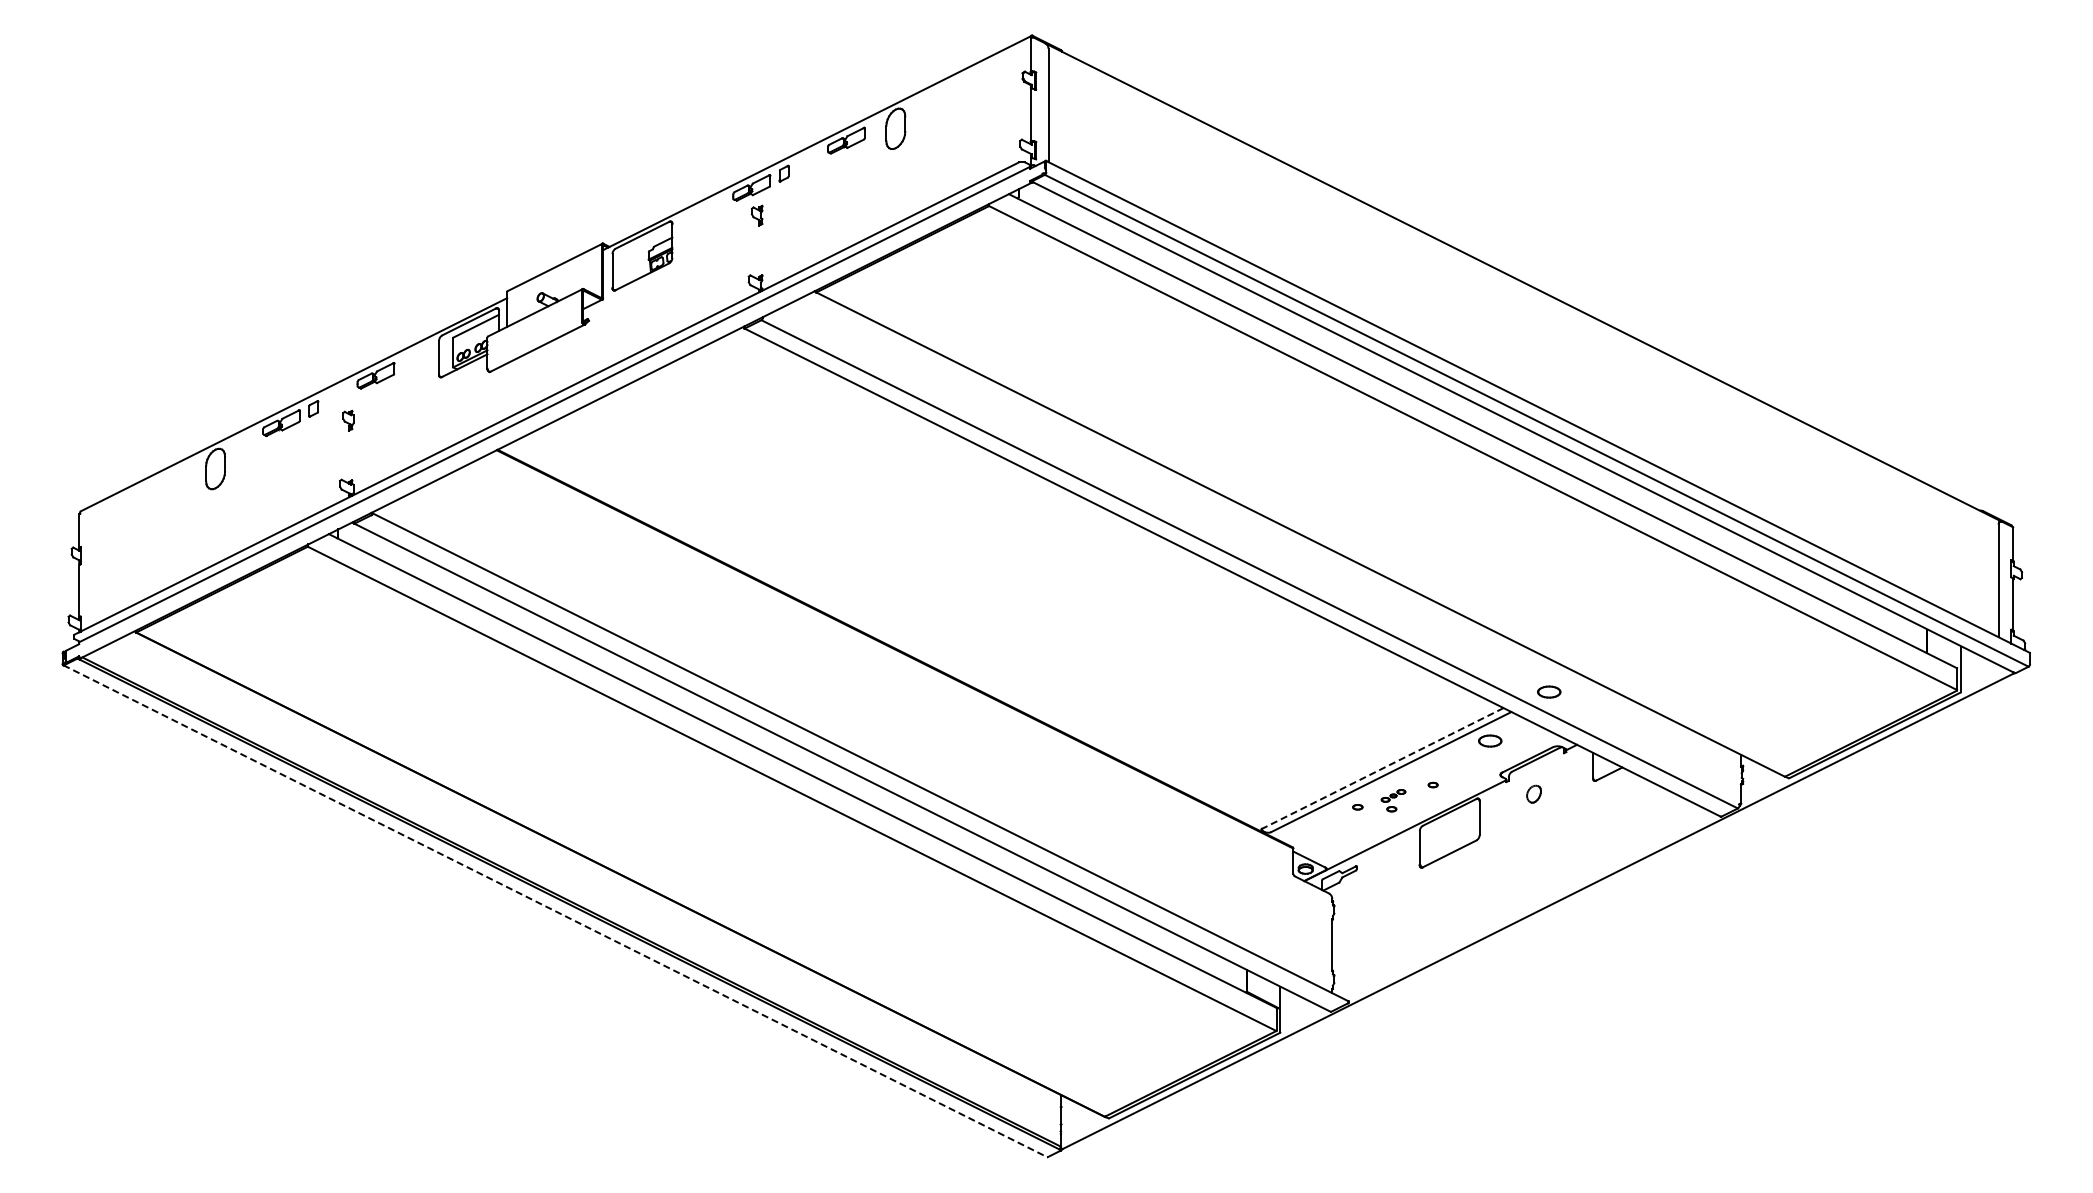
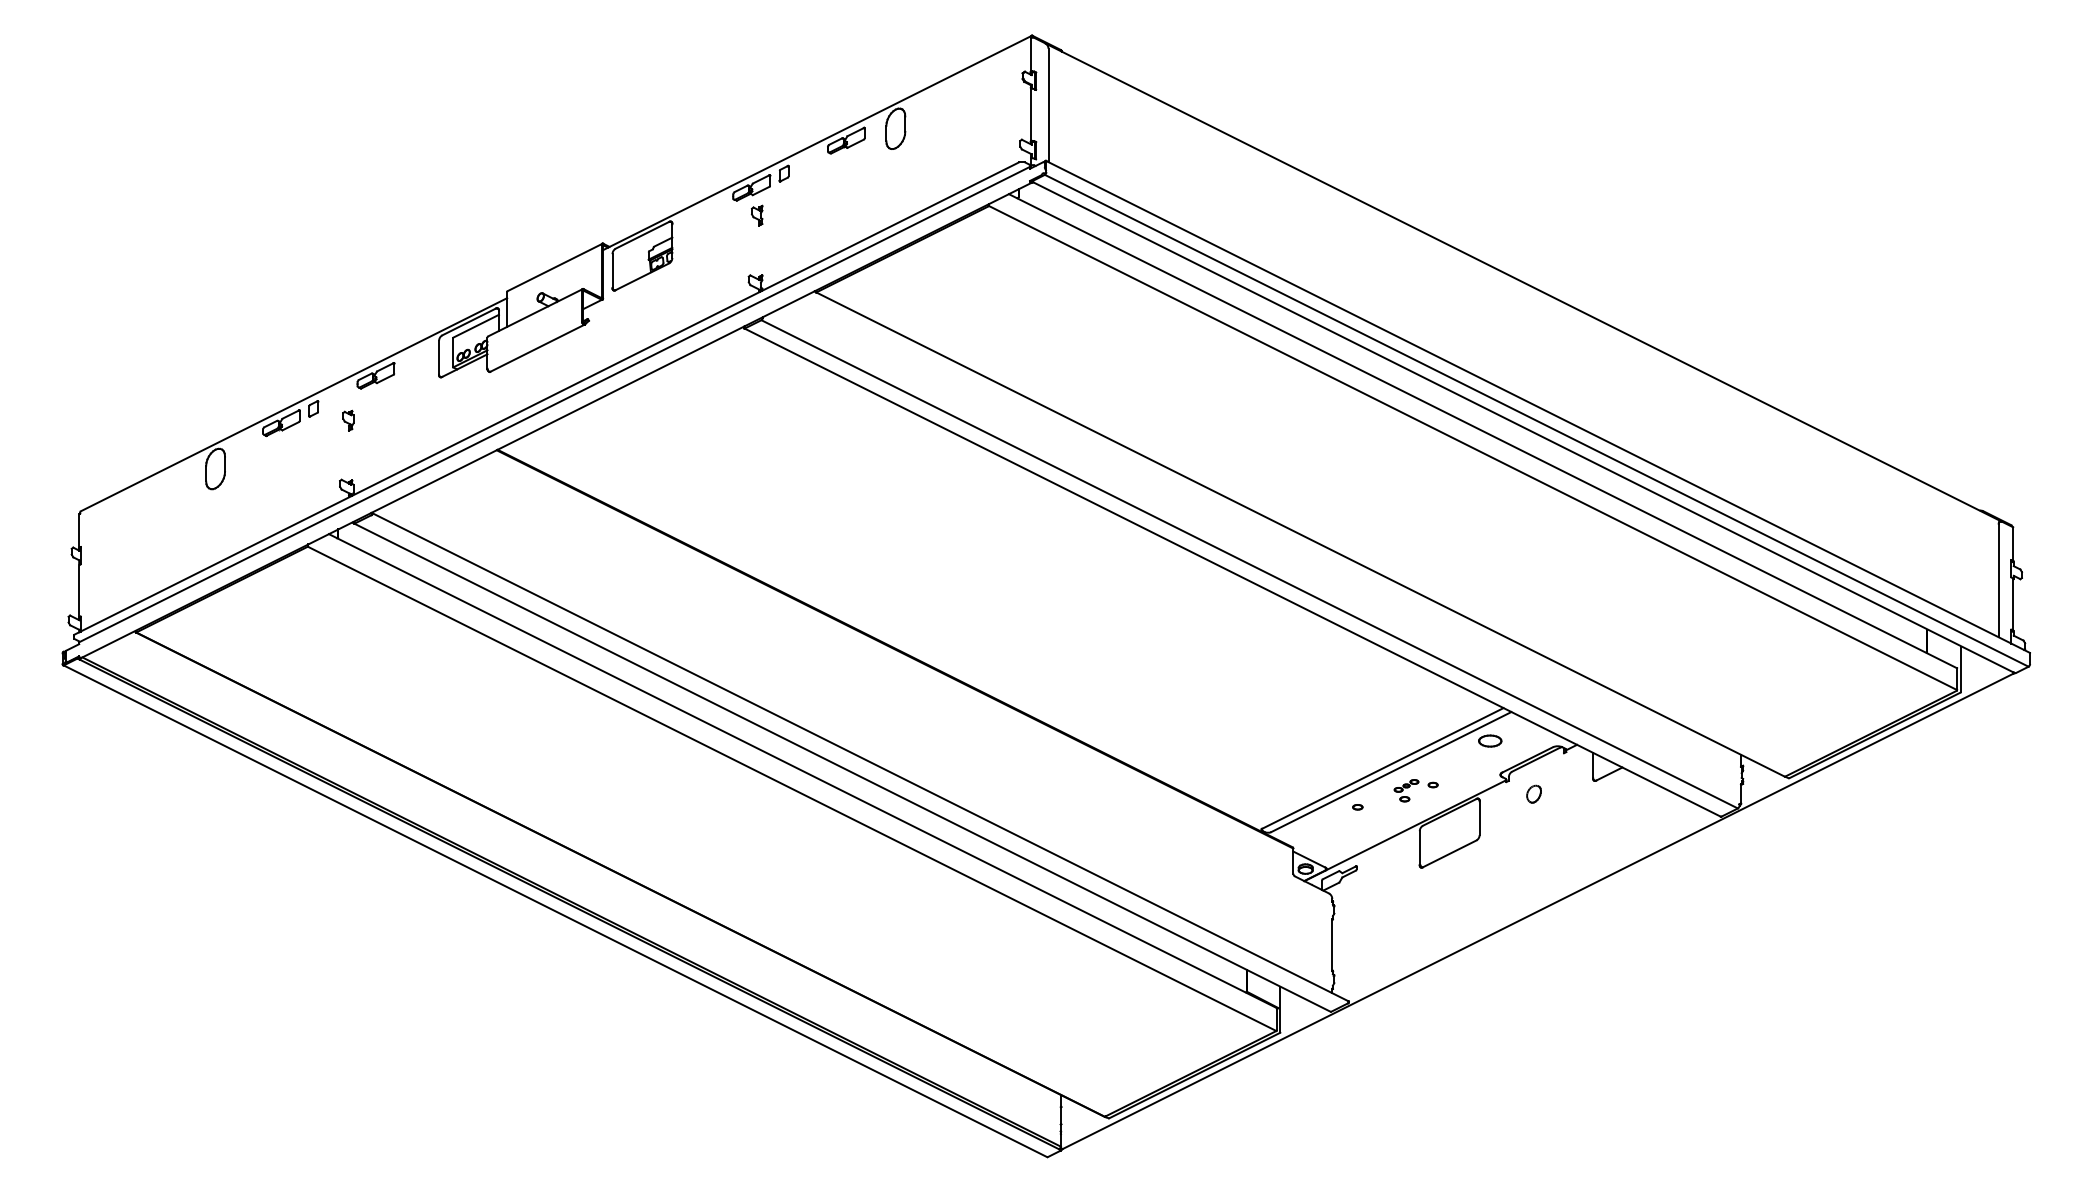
part: present -> none (1549, 691)
line: dashed -> solid (1382, 768)
part position: (1393, 800) -> (1406, 790) (1406, 790)
line: dashed -> solid (555, 911)
